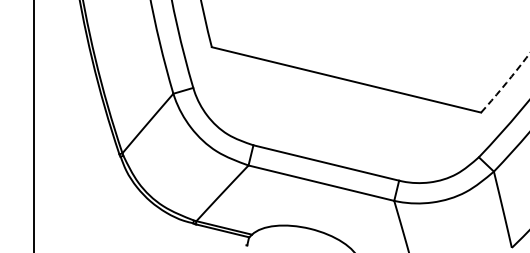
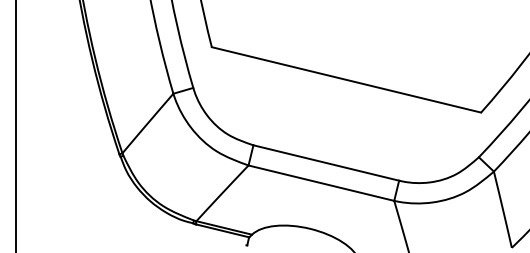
arc: dashed -> solid (506, 83)
line position: (33, 125) -> (15, 125) (15, 125)
